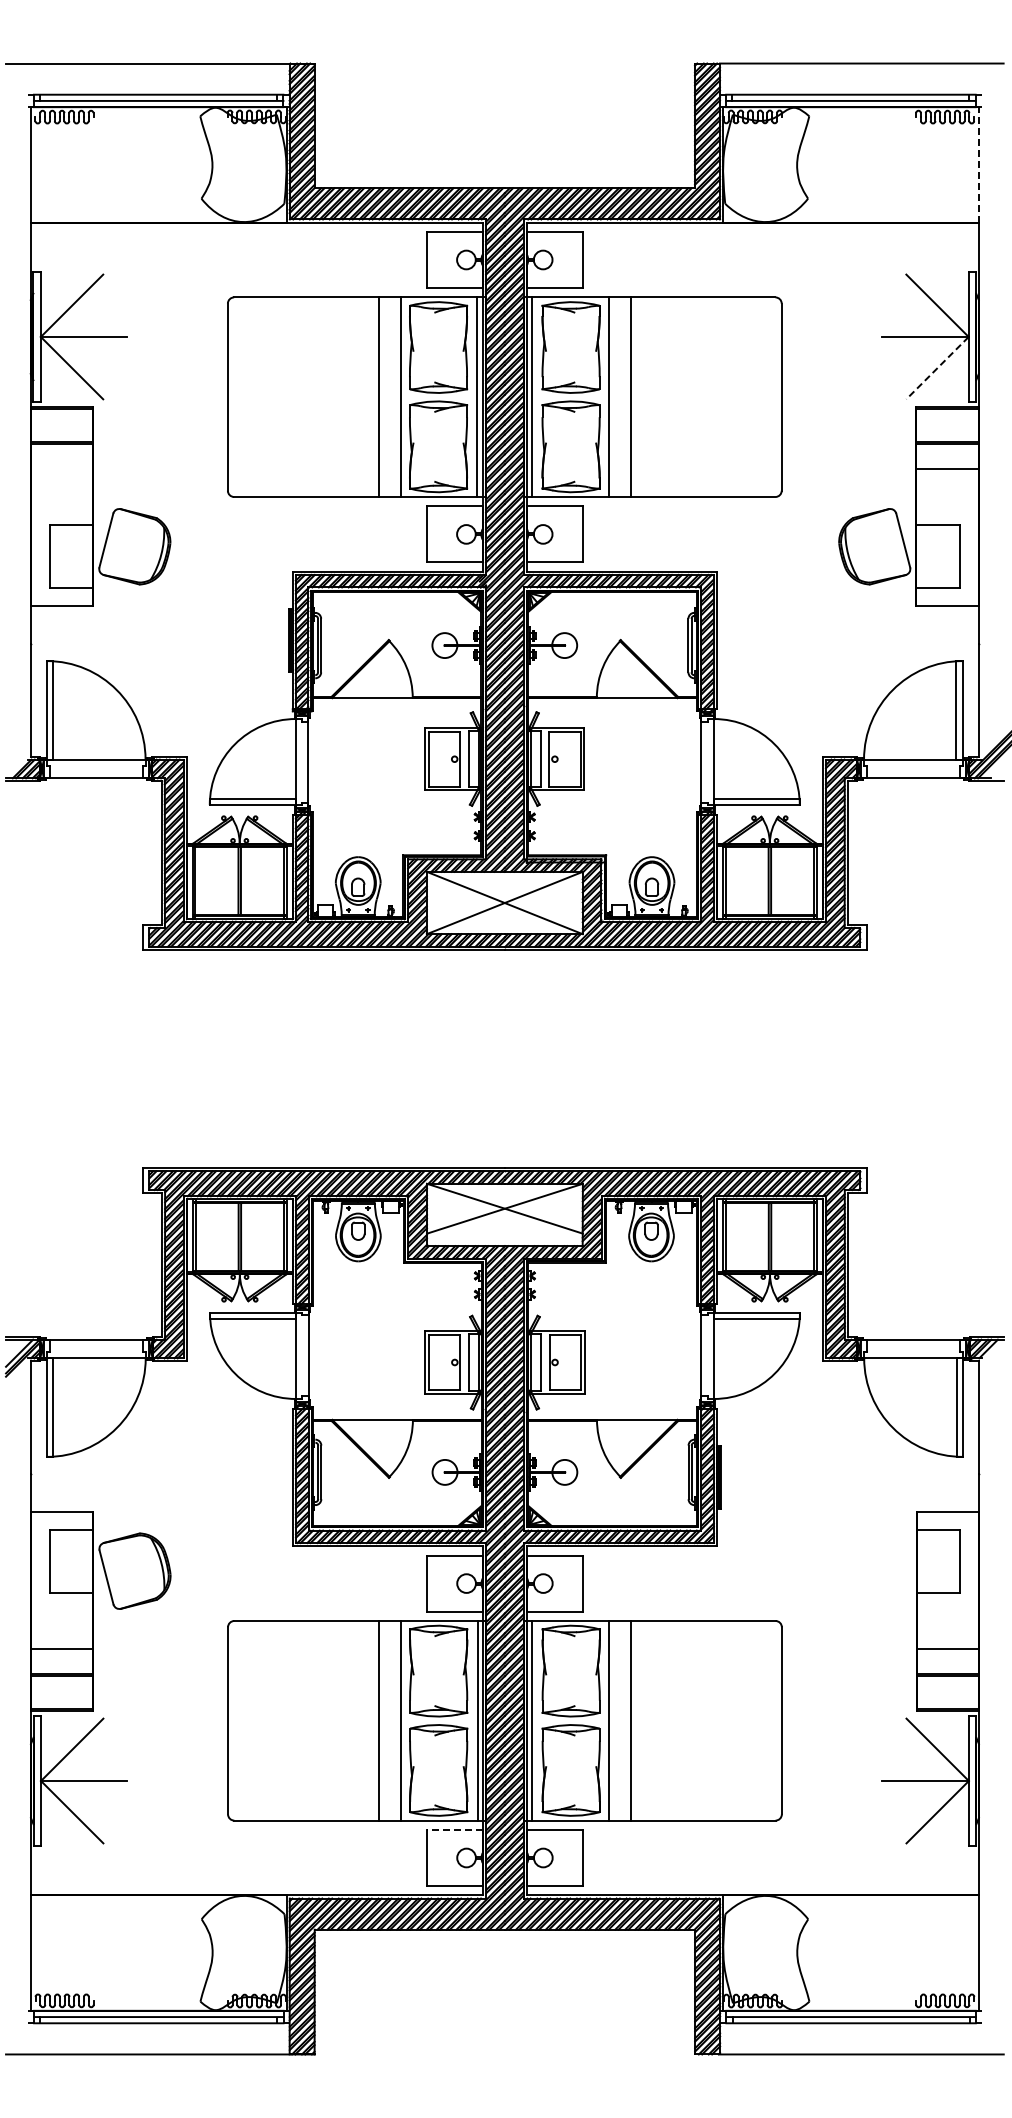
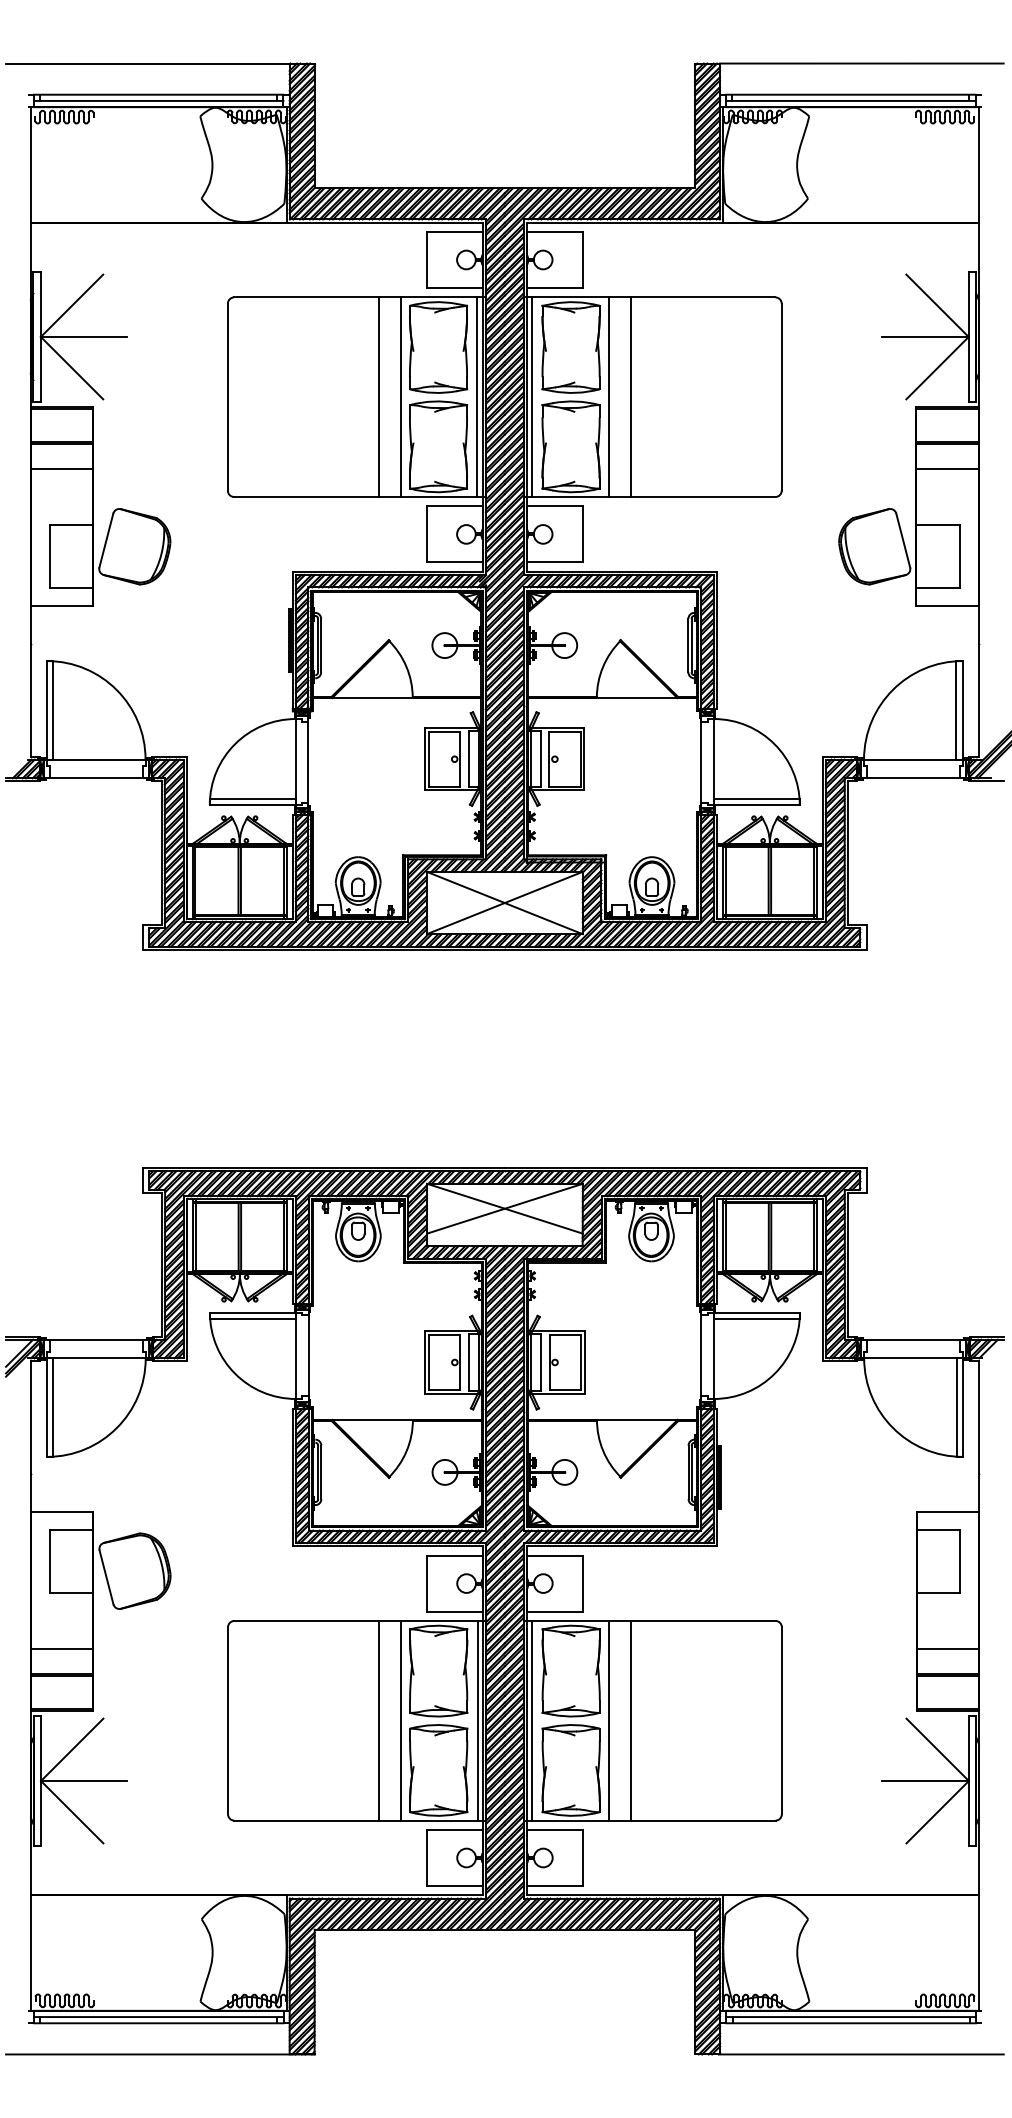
line: dashed -> solid (978, 164)
line: dashed -> solid (937, 368)
line: none -> present (61, 469)
line: dashed -> solid (454, 1829)
